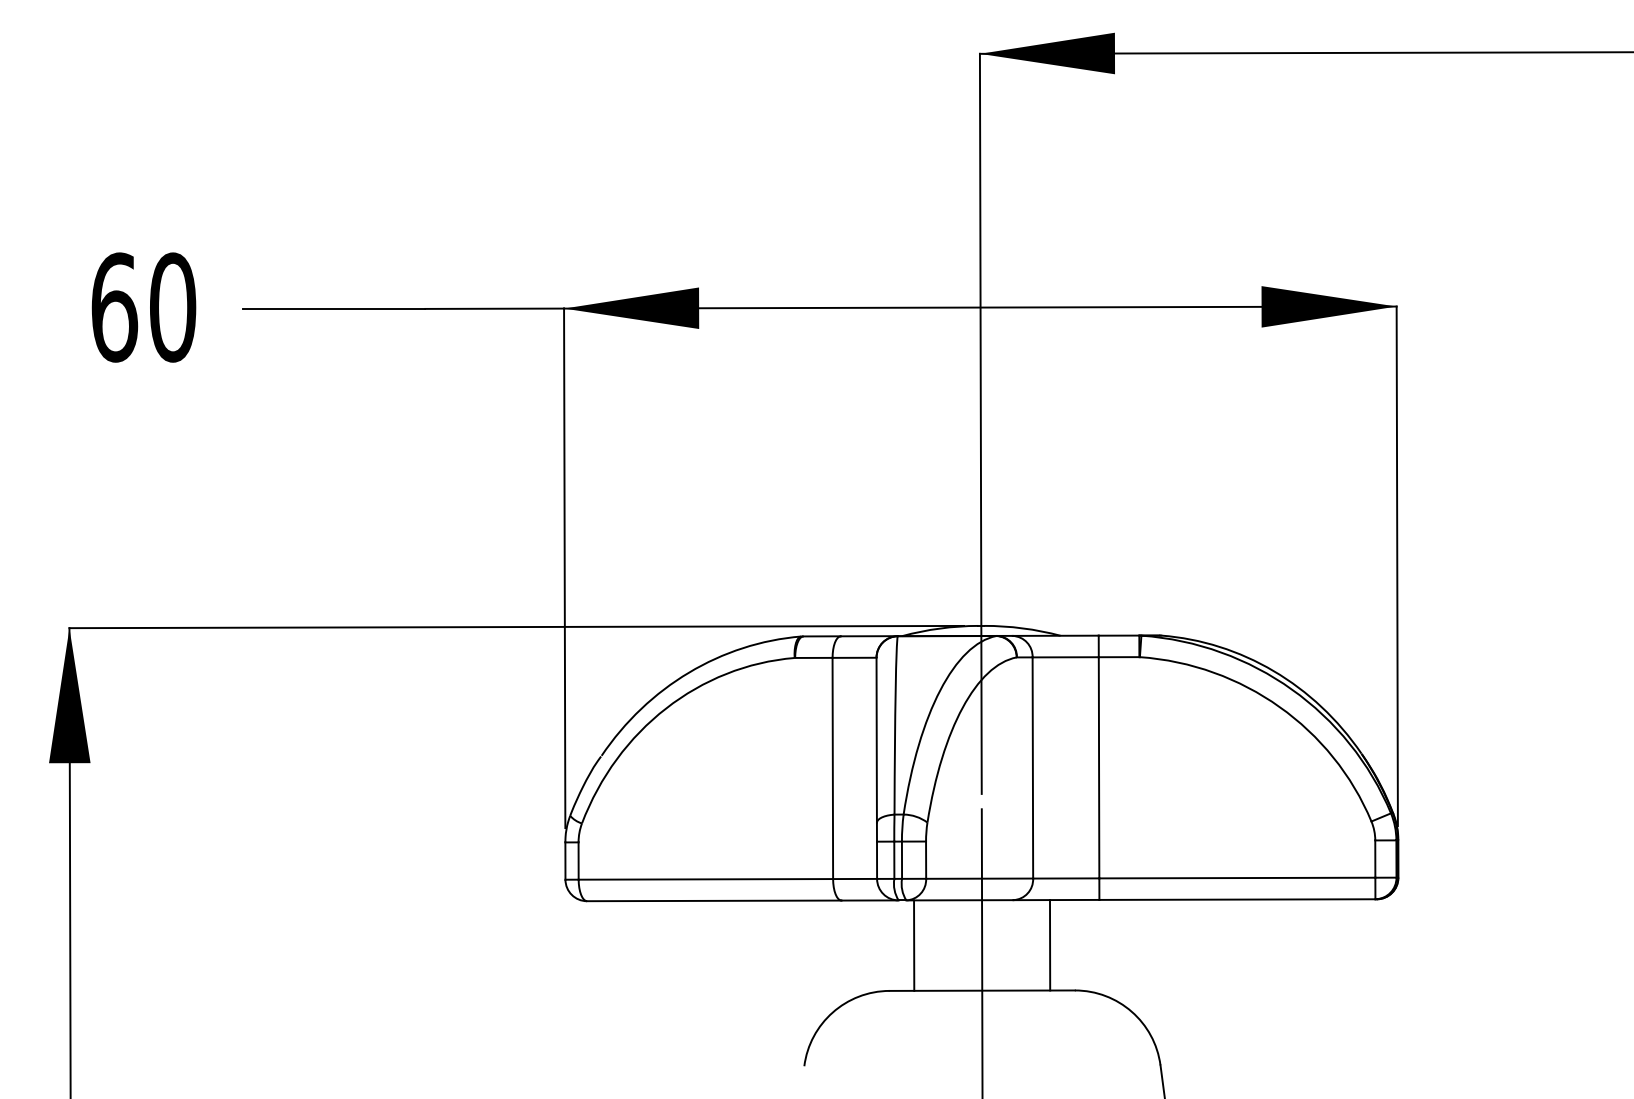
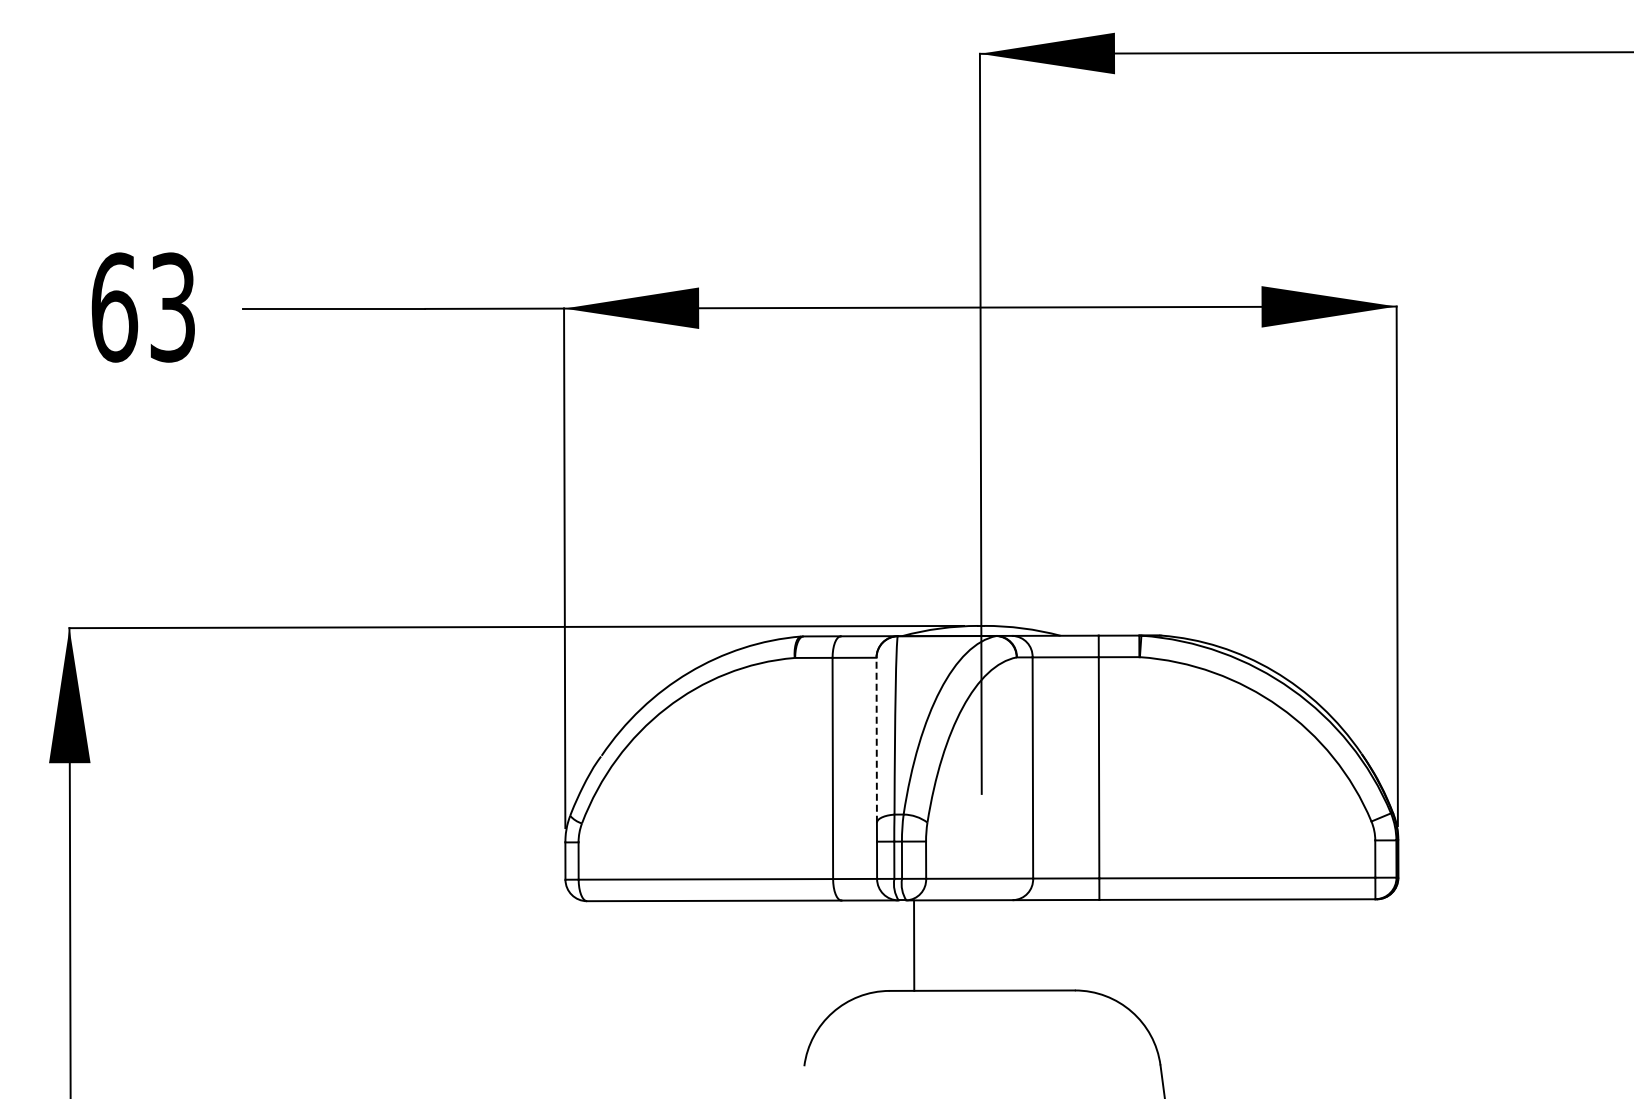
text: 60 -> 63 (173, 307)
line: solid -> dashed (876, 739)
line: present -> none (1049, 945)
line: present -> none (981, 951)
